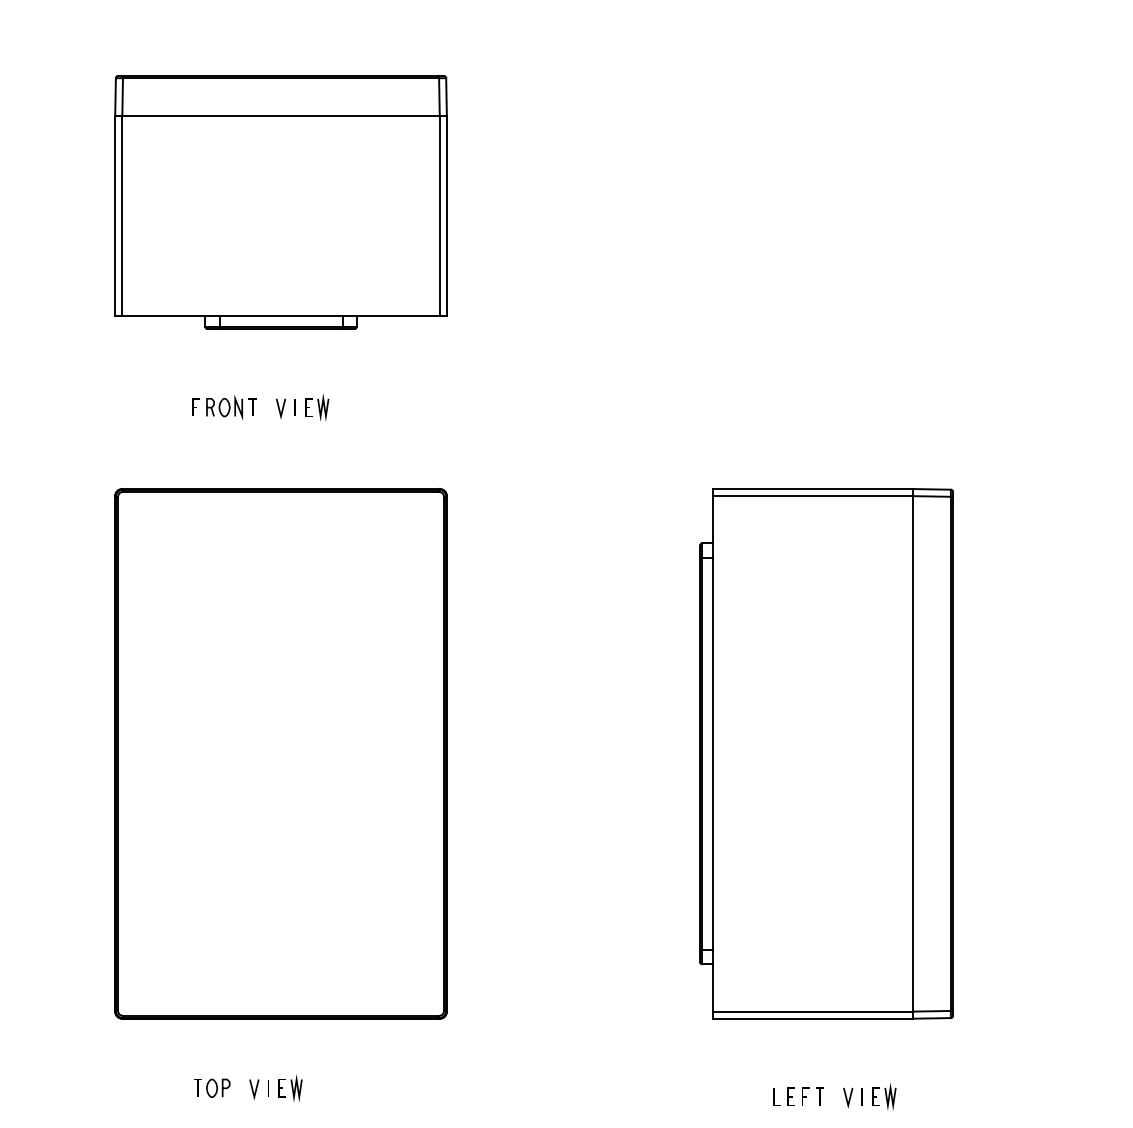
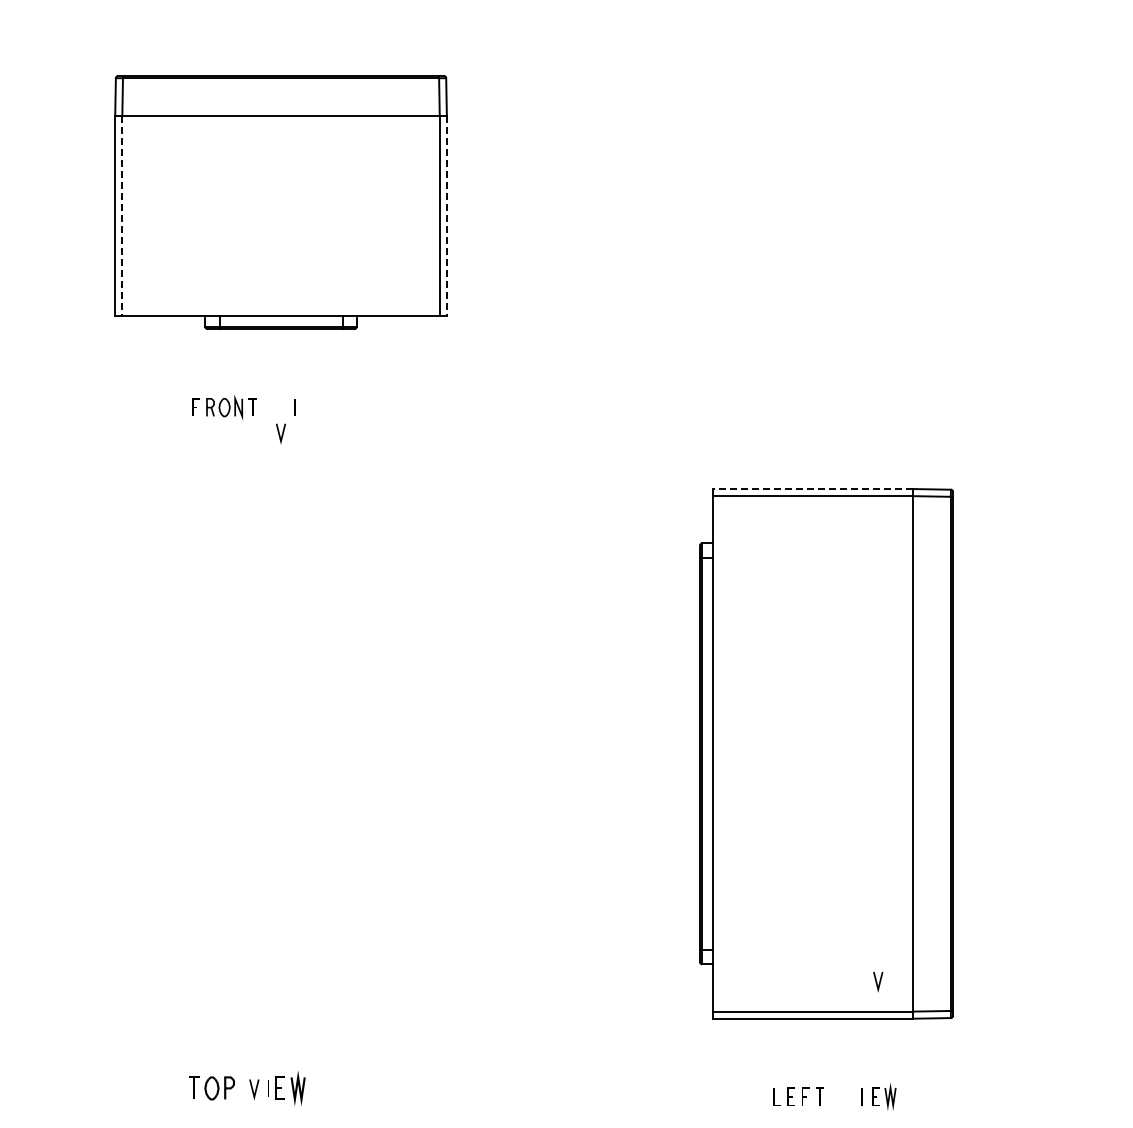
line: solid -> dashed (122, 215)
line: solid -> dashed (446, 215)
part: present -> none (317, 407)
line position: (279, 408) -> (279, 433) (279, 433)
line: solid -> dashed (813, 489)
part: present -> none (280, 753)
part size: 37x20 px -> 46x25 px (211, 1088)
part size: 25x28 px -> 31x35 px (290, 1088)
line position: (849, 1097) -> (879, 981) (879, 981)
